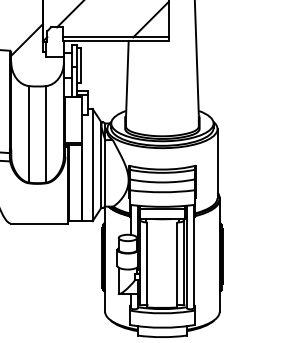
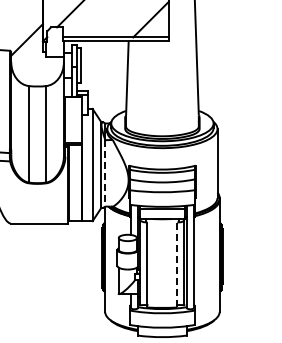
line: solid -> dashed (105, 173)
line: solid -> dashed (177, 265)
